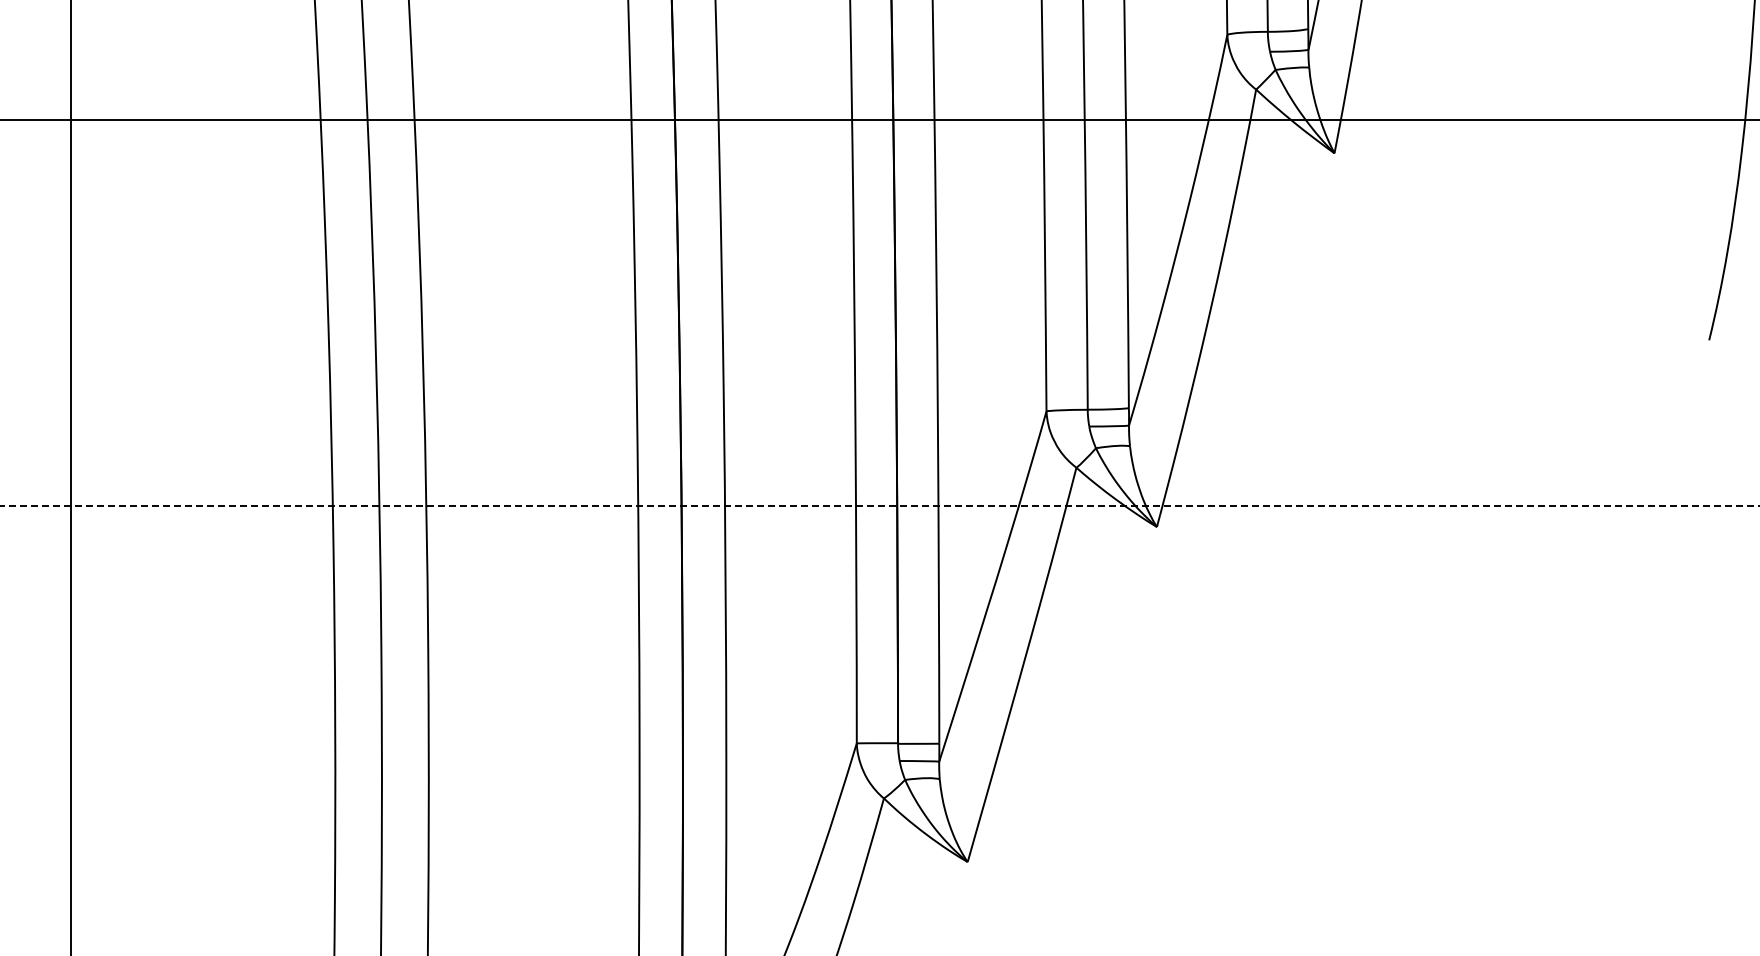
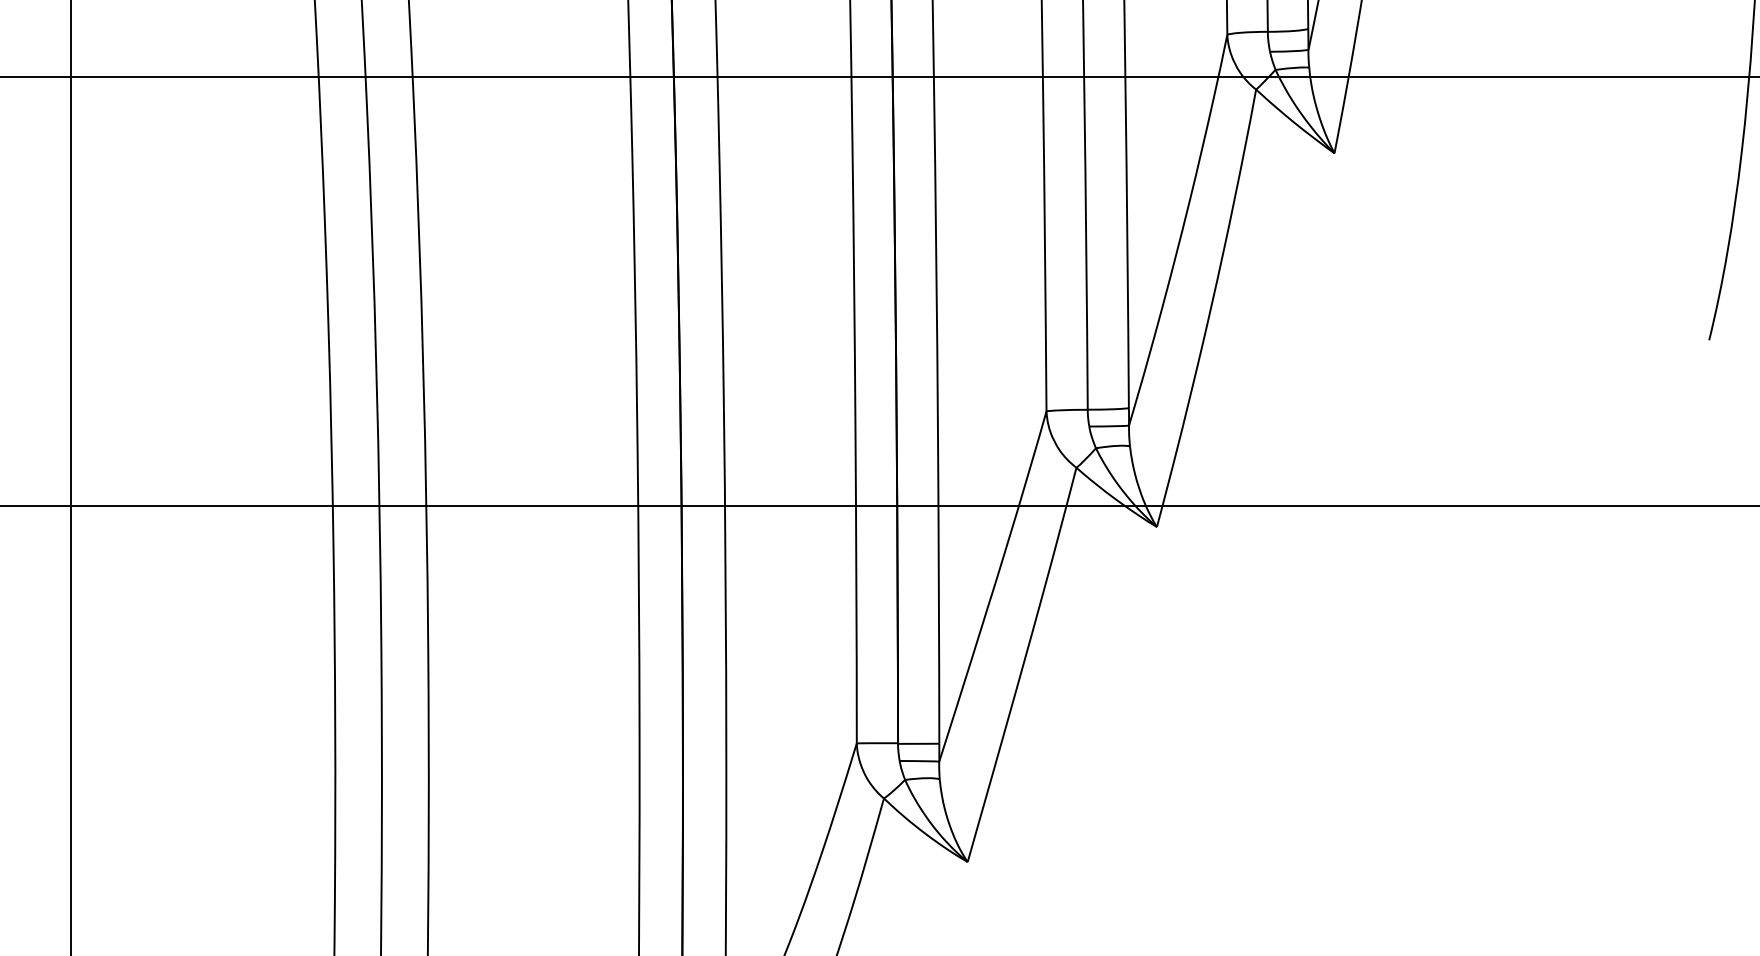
line position: (879, 120) -> (879, 77) (879, 77)
line: dashed -> solid (879, 506)
